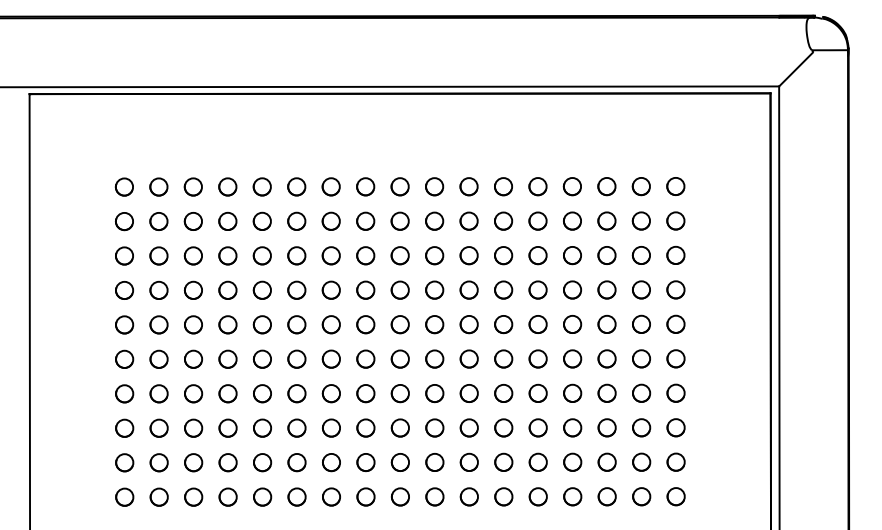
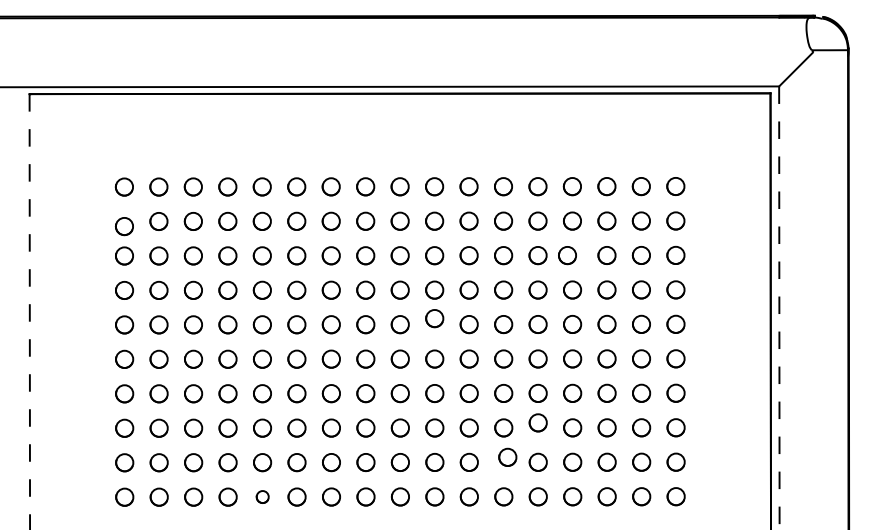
circle position: (124, 221) -> (124, 226) (124, 226)
circle position: (572, 255) -> (567, 255) (567, 255)
line: solid -> dashed (779, 308)
line: solid -> dashed (29, 312)
circle position: (434, 324) -> (434, 318) (434, 318)
circle position: (537, 427) -> (537, 422) (537, 422)
circle position: (503, 461) -> (507, 456) (507, 456)
circle size: 20x20 px -> 15x14 px (262, 496)
